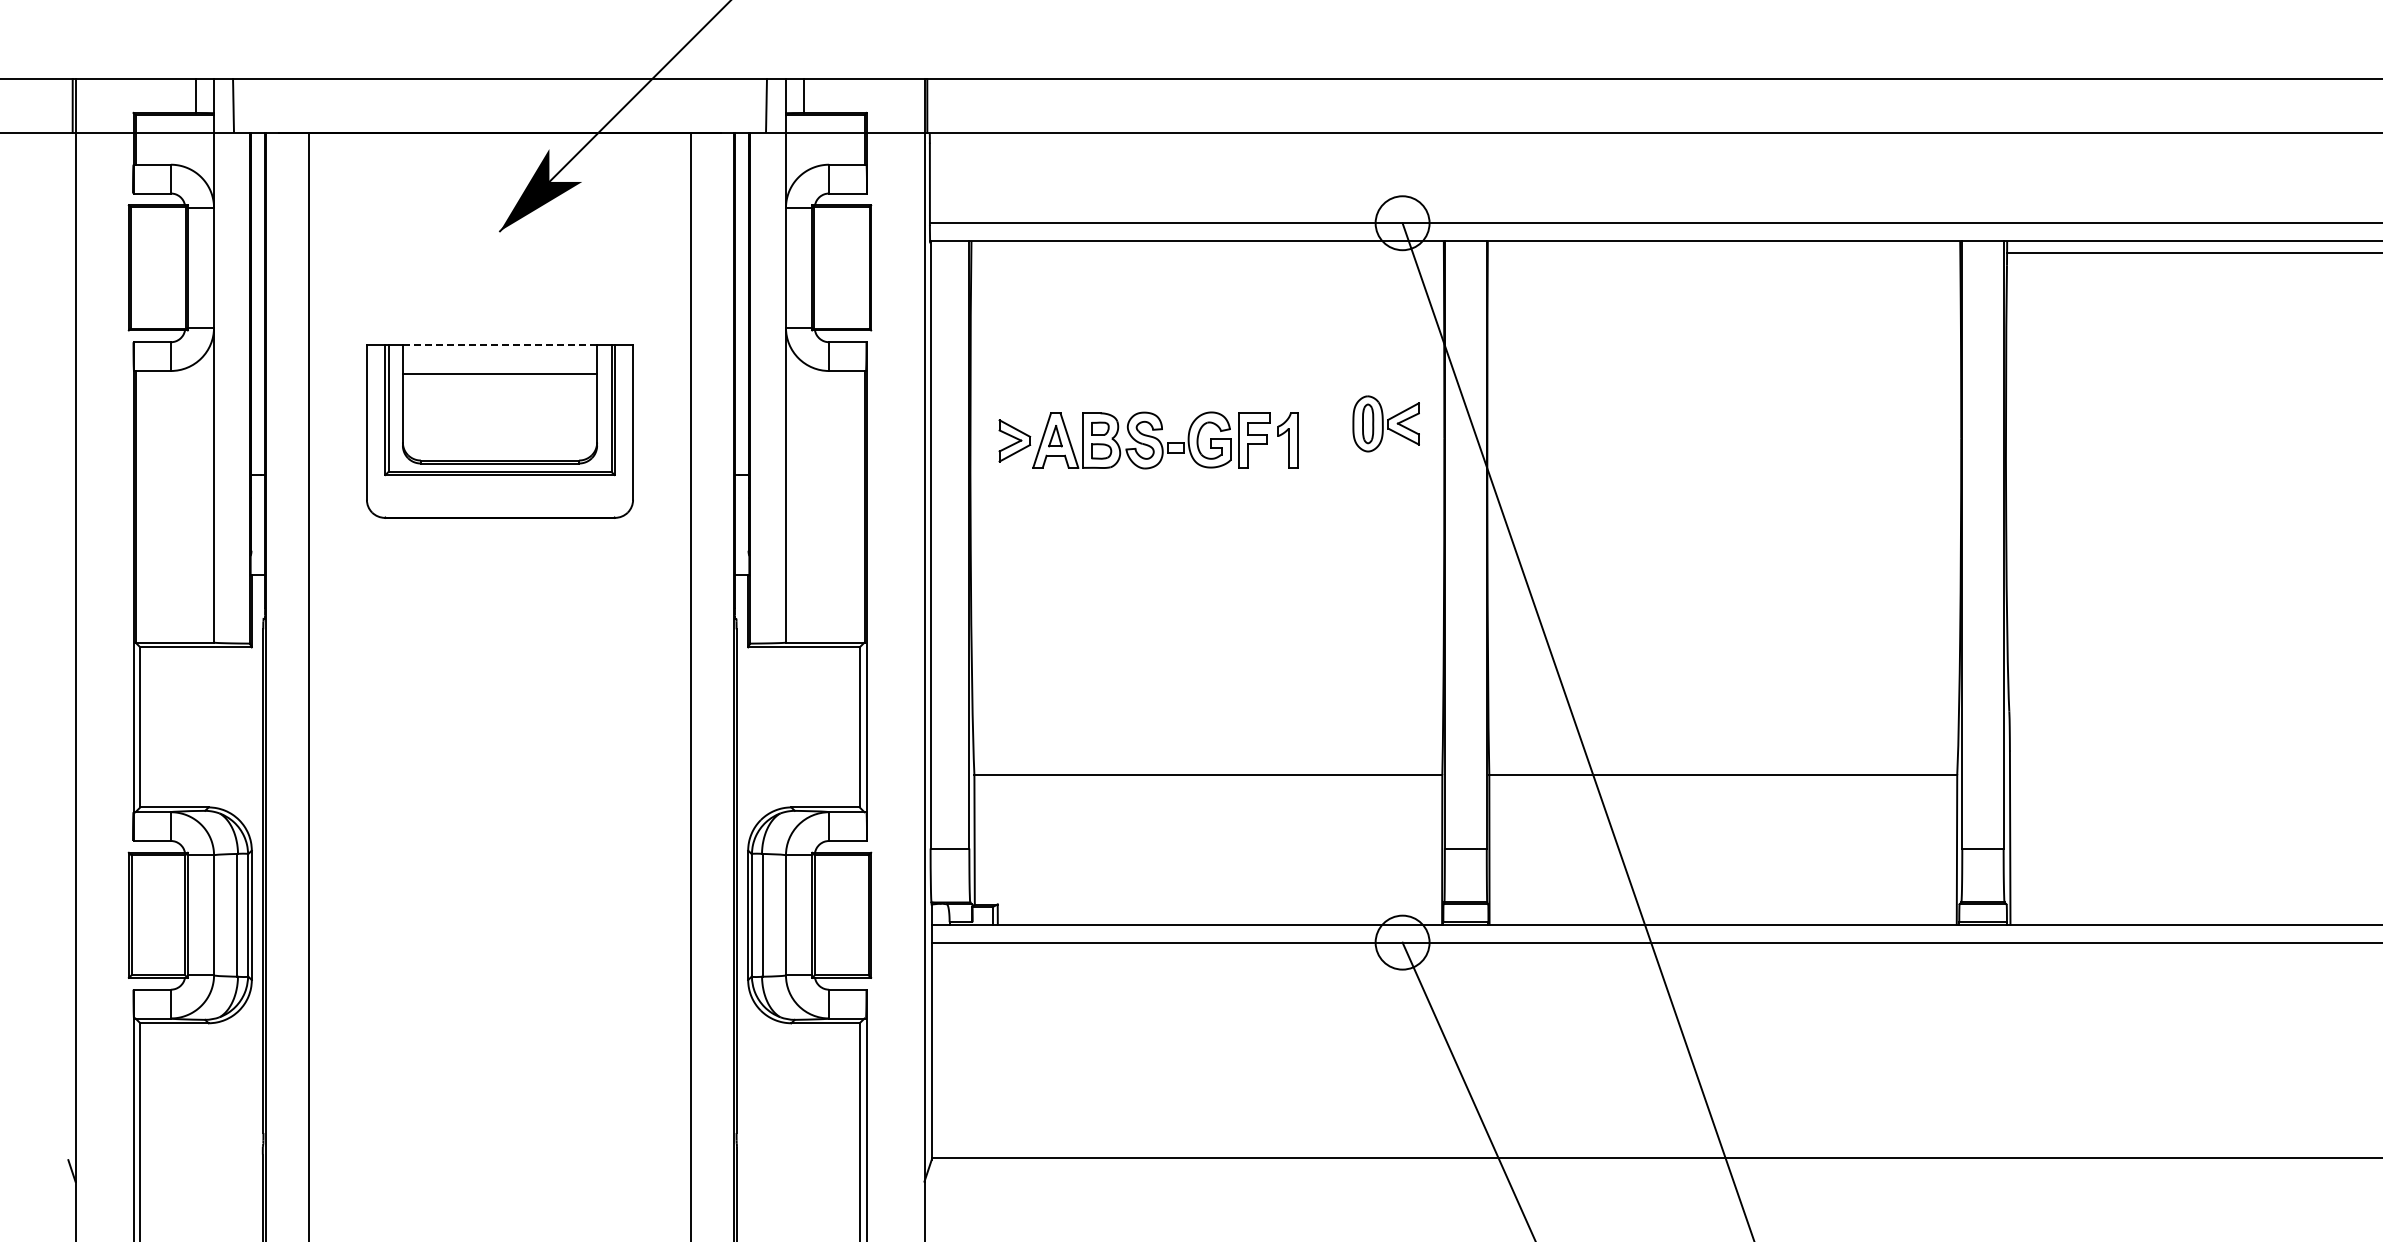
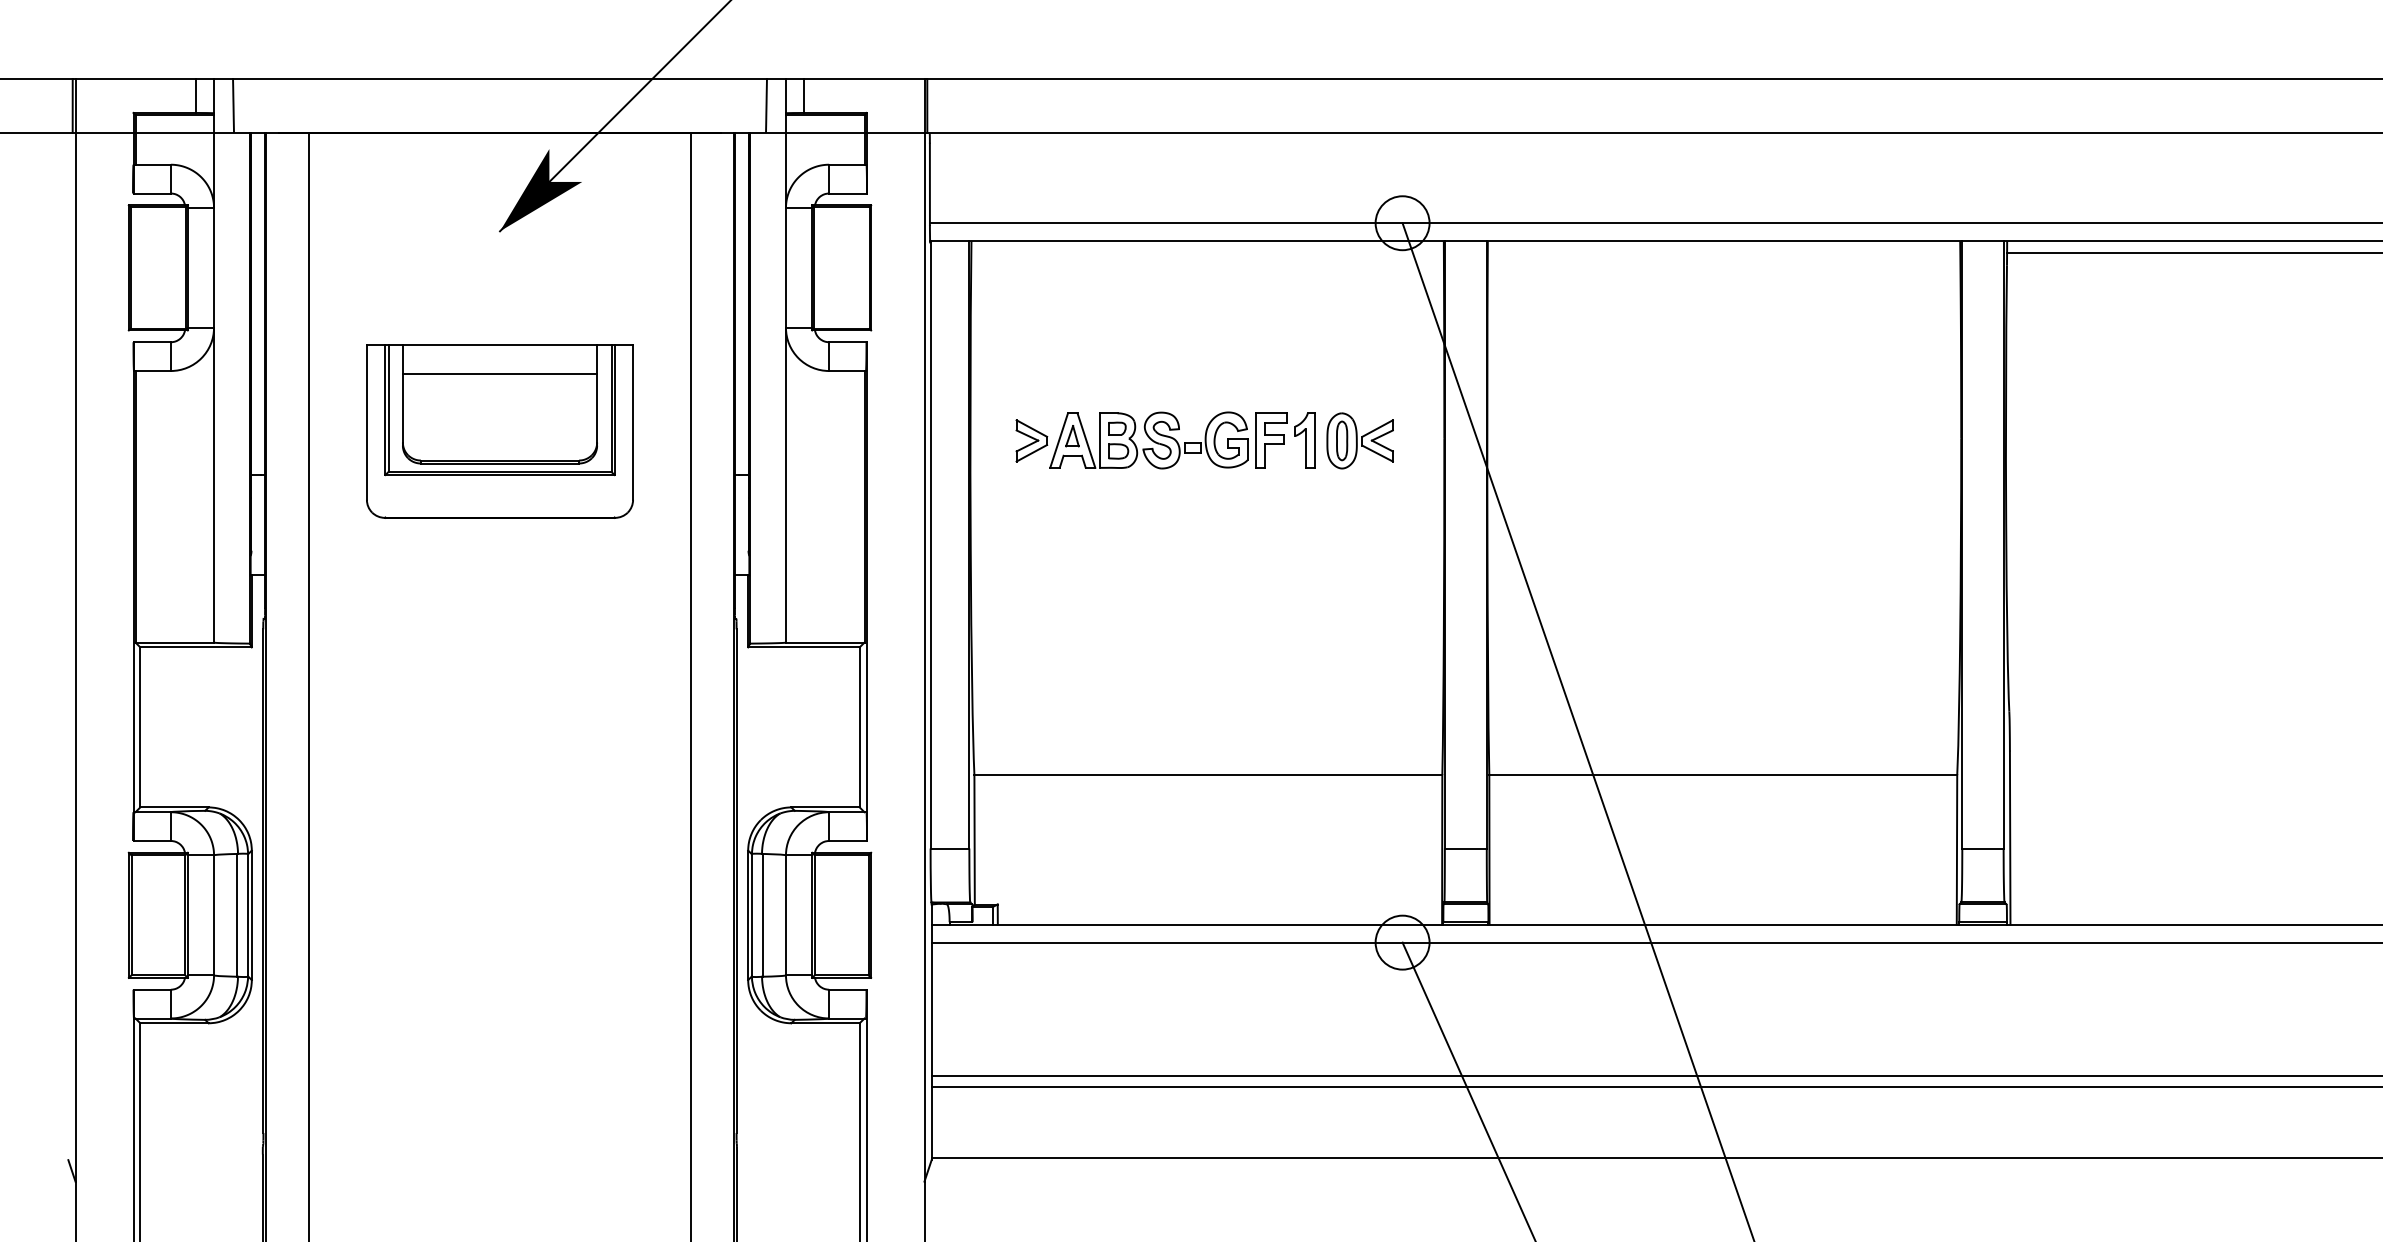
line: dashed -> solid (499, 345)
part position: (1385, 423) -> (1359, 440) (1359, 440)
part position: (1148, 440) -> (1165, 440) (1165, 440)
line: none -> present (1655, 1075)
line: none -> present (1655, 1086)
